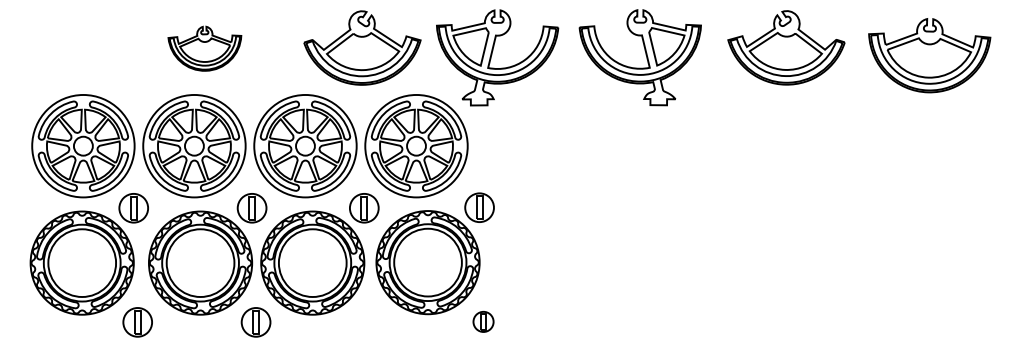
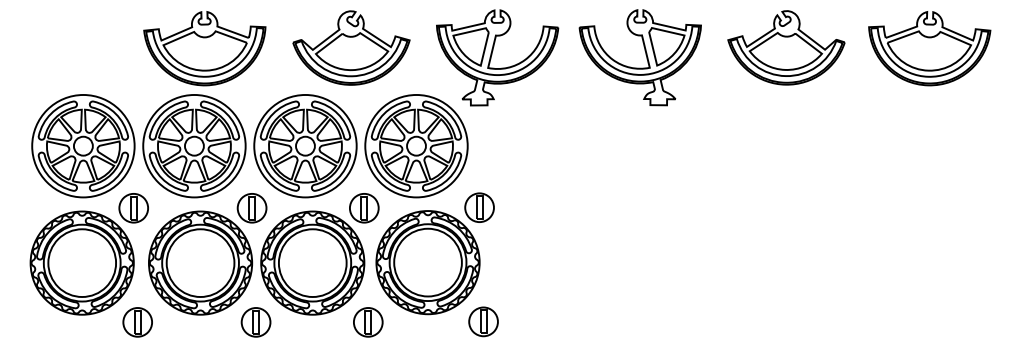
part position: (362, 47) -> (351, 47) (351, 47)
part size: 76x47 px -> 124x76 px (204, 48)
part position: (929, 55) -> (929, 48) (929, 48)
part size: 23x22 px -> 31x32 px (483, 321)
part: none -> present (368, 322)
